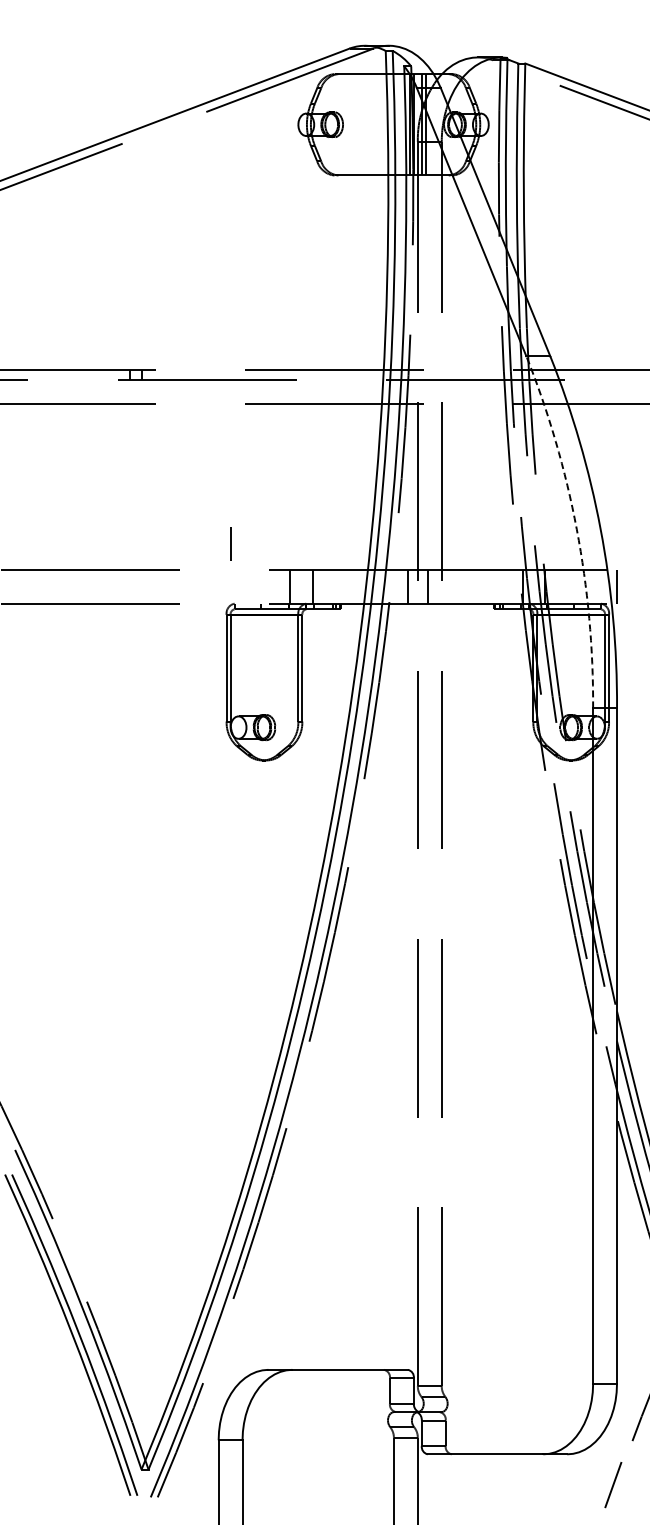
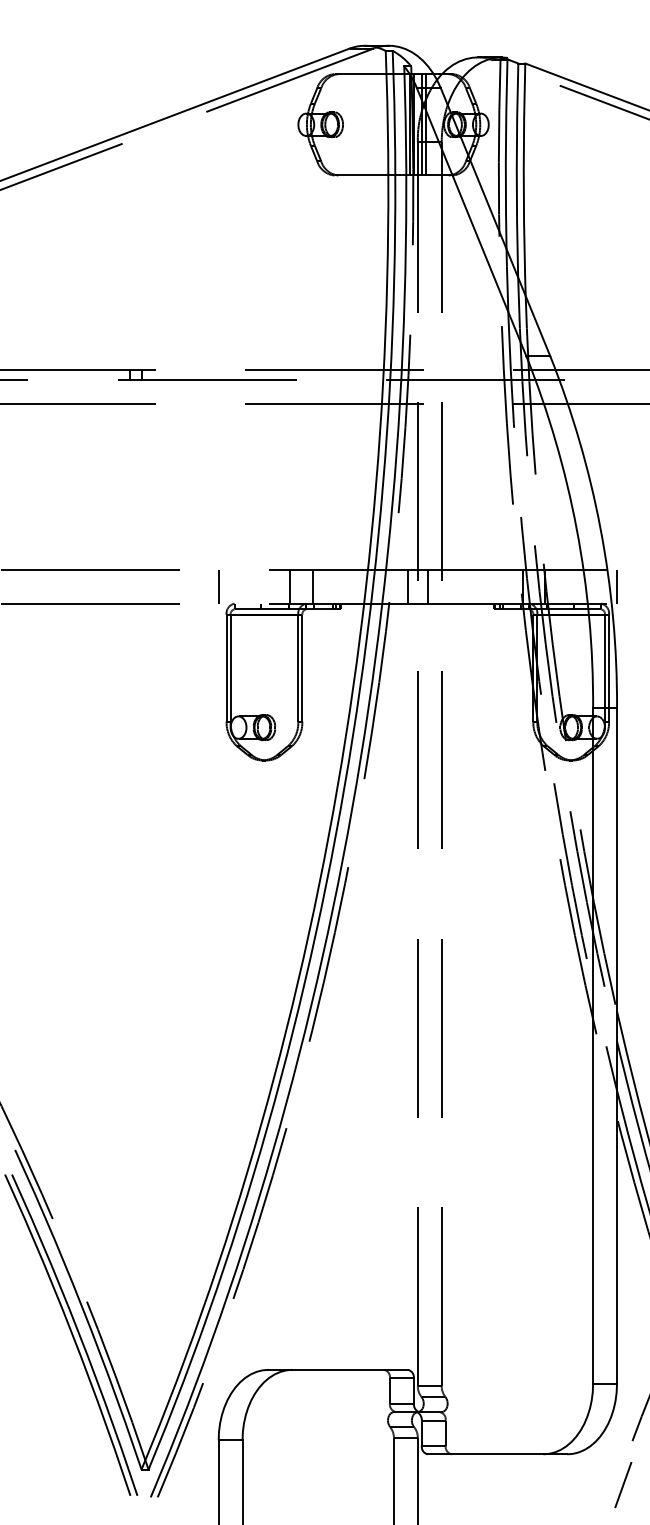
arc: dashed -> solid (576, 529)
line position: (230, 543) -> (218, 586) (218, 586)
line position: (613, 1485) -> (623, 1485) (623, 1485)
